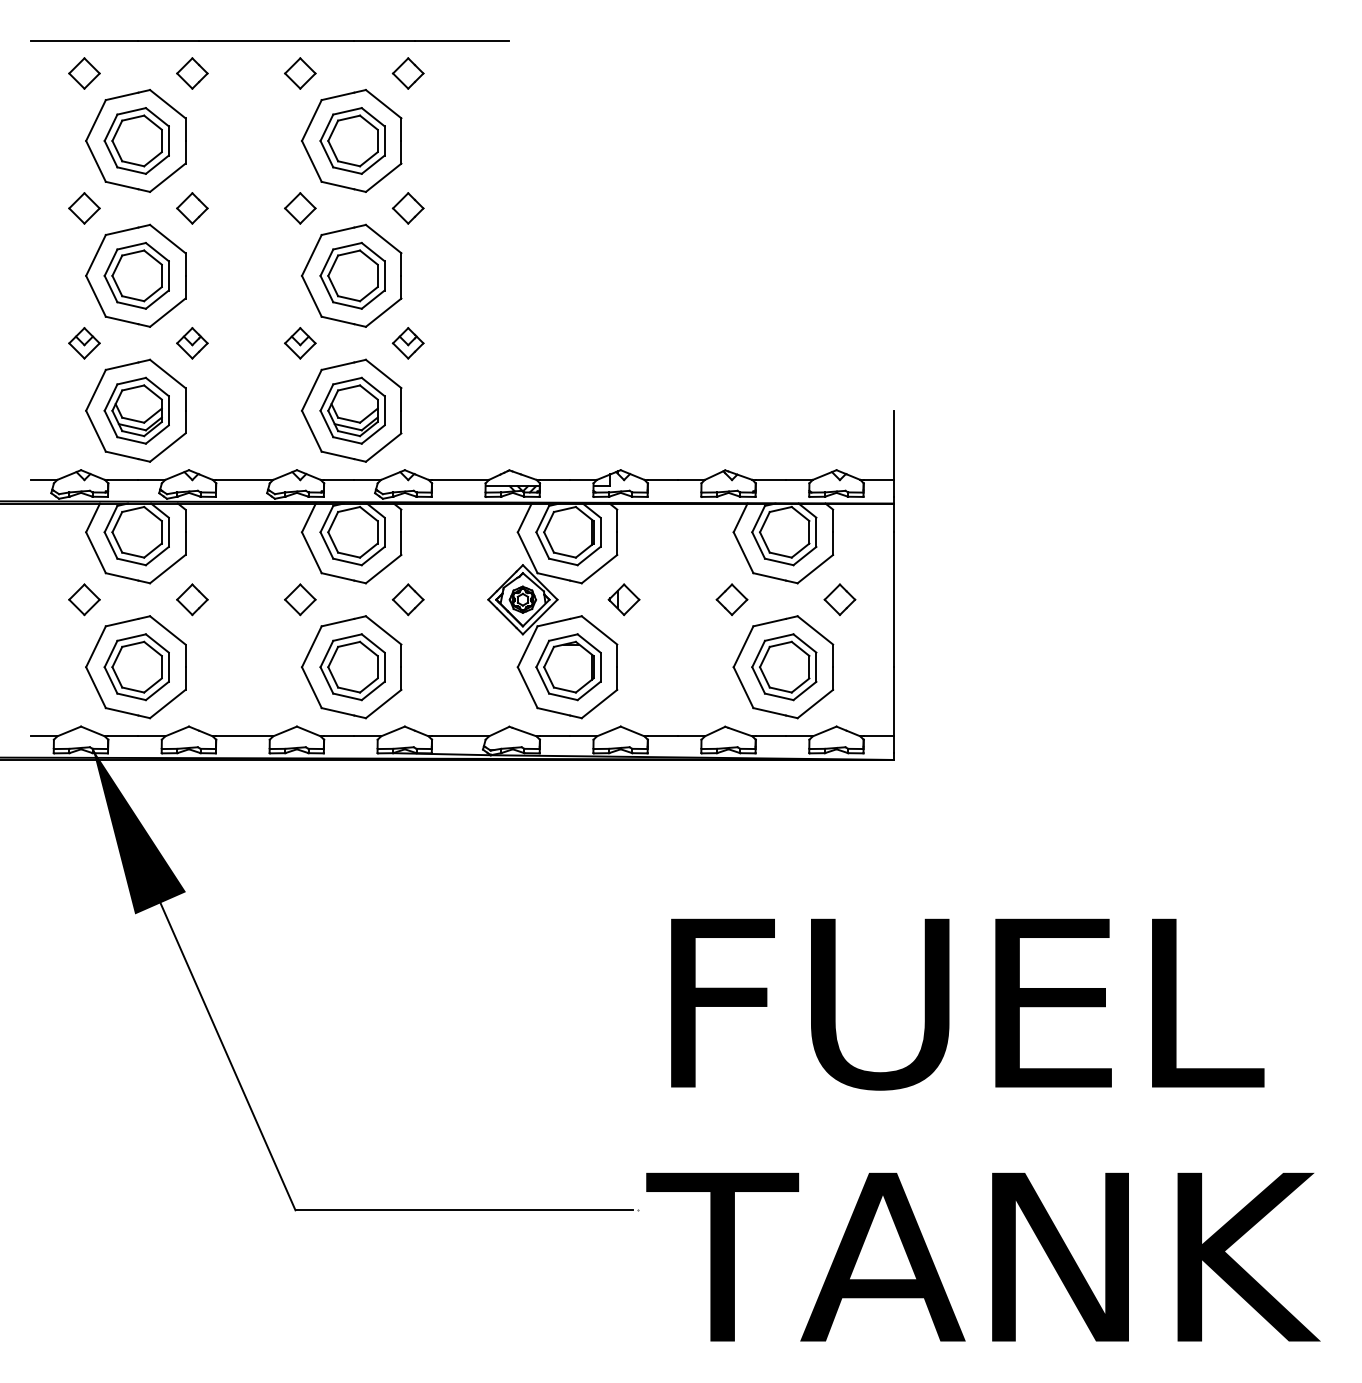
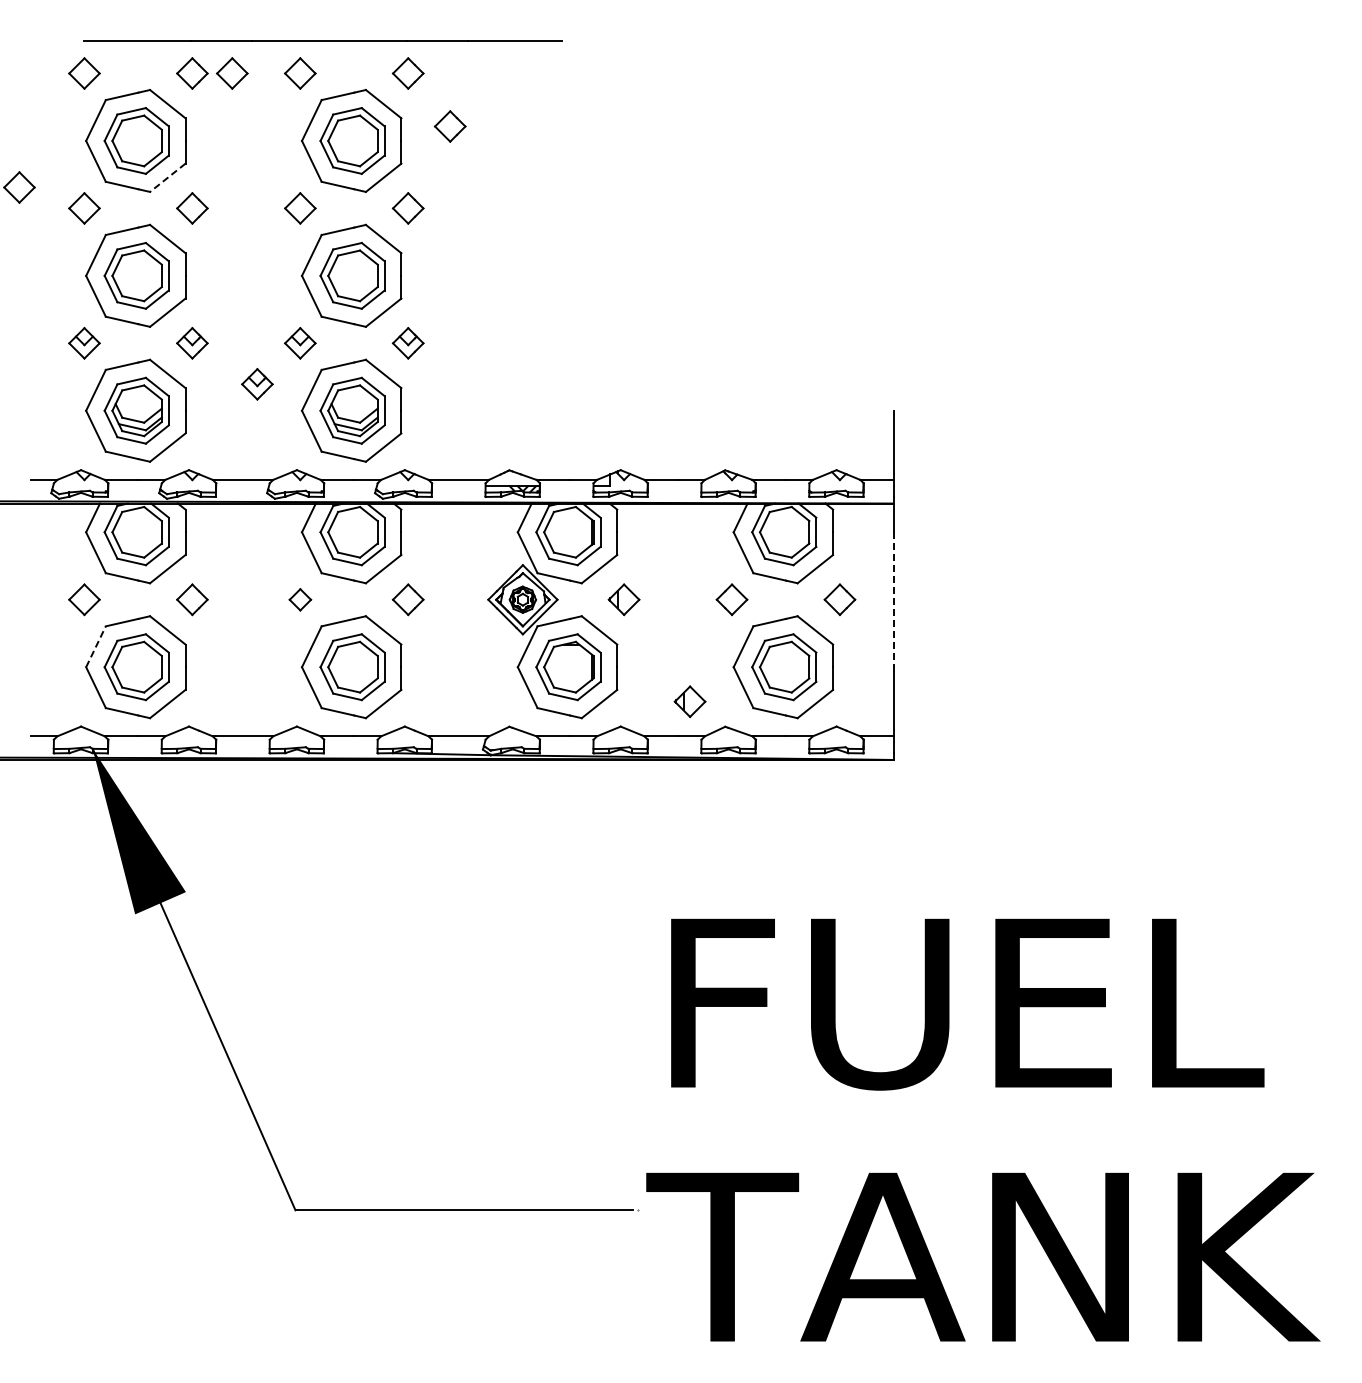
line position: (269, 40) -> (322, 40) (322, 40)
part: none -> present (232, 73)
part: none -> present (449, 126)
line: solid -> dashed (167, 177)
part: none -> present (19, 187)
part: none -> present (257, 384)
part size: 33x34 px -> 25x24 px (300, 599)
line: solid -> dashed (893, 600)
line: solid -> dashed (96, 646)
part: none -> present (689, 701)
